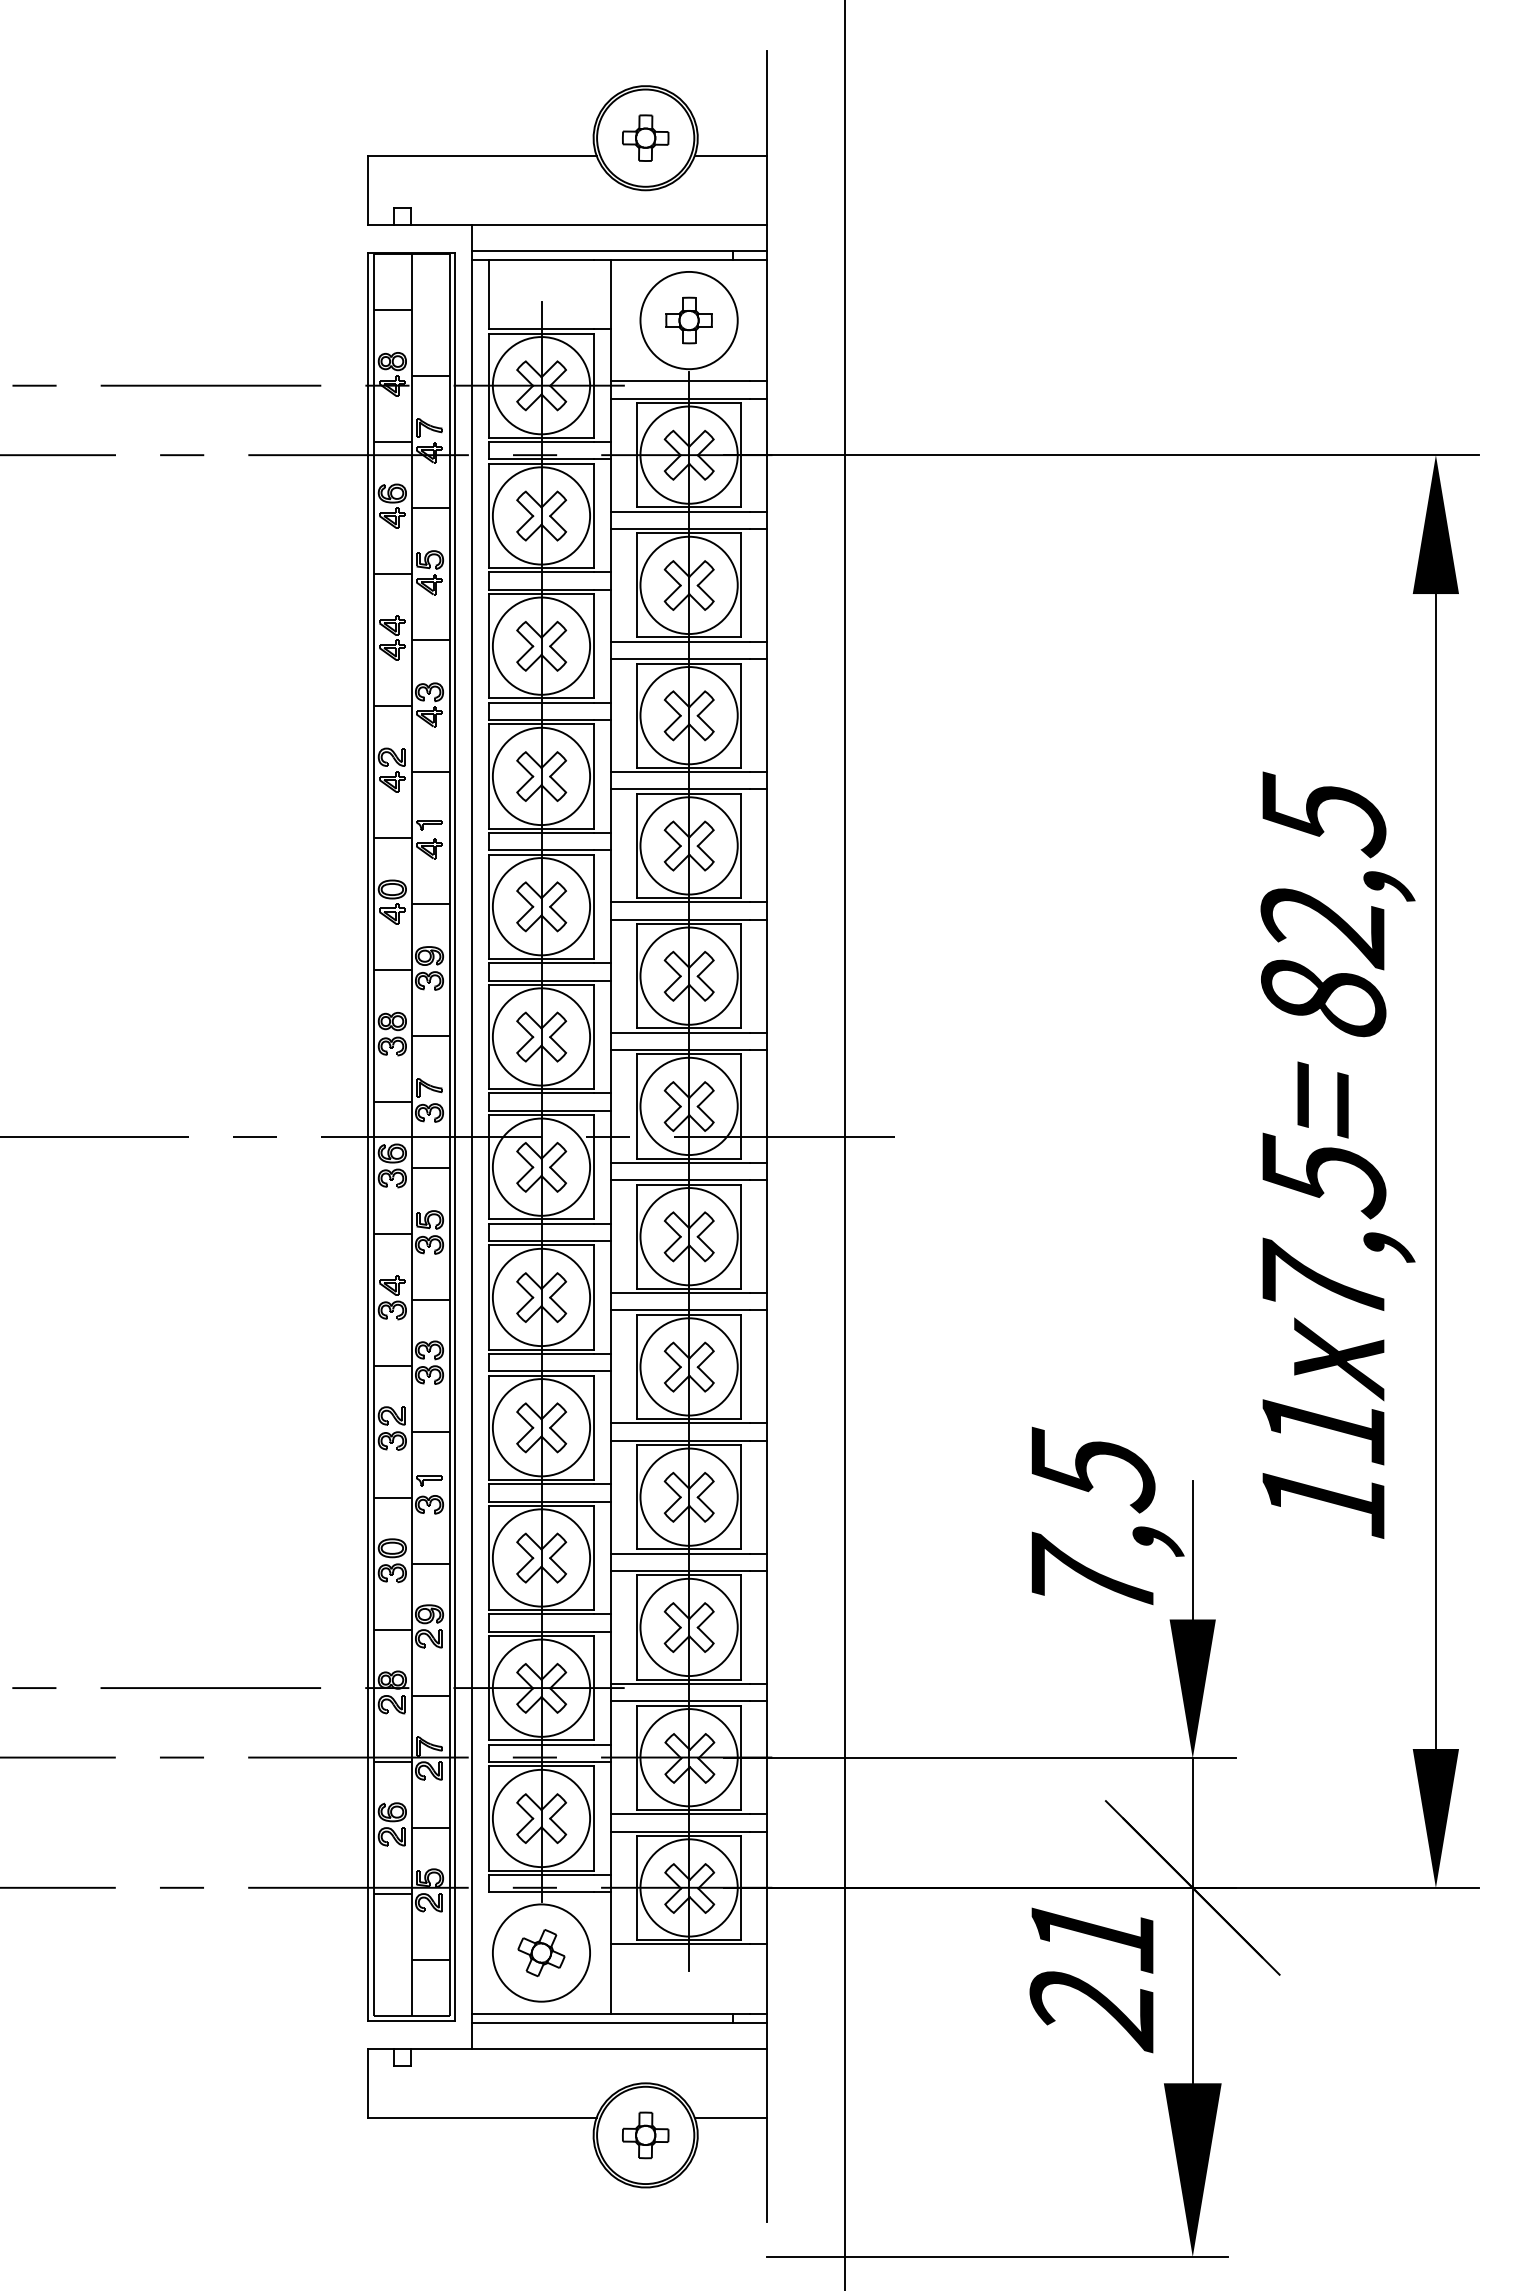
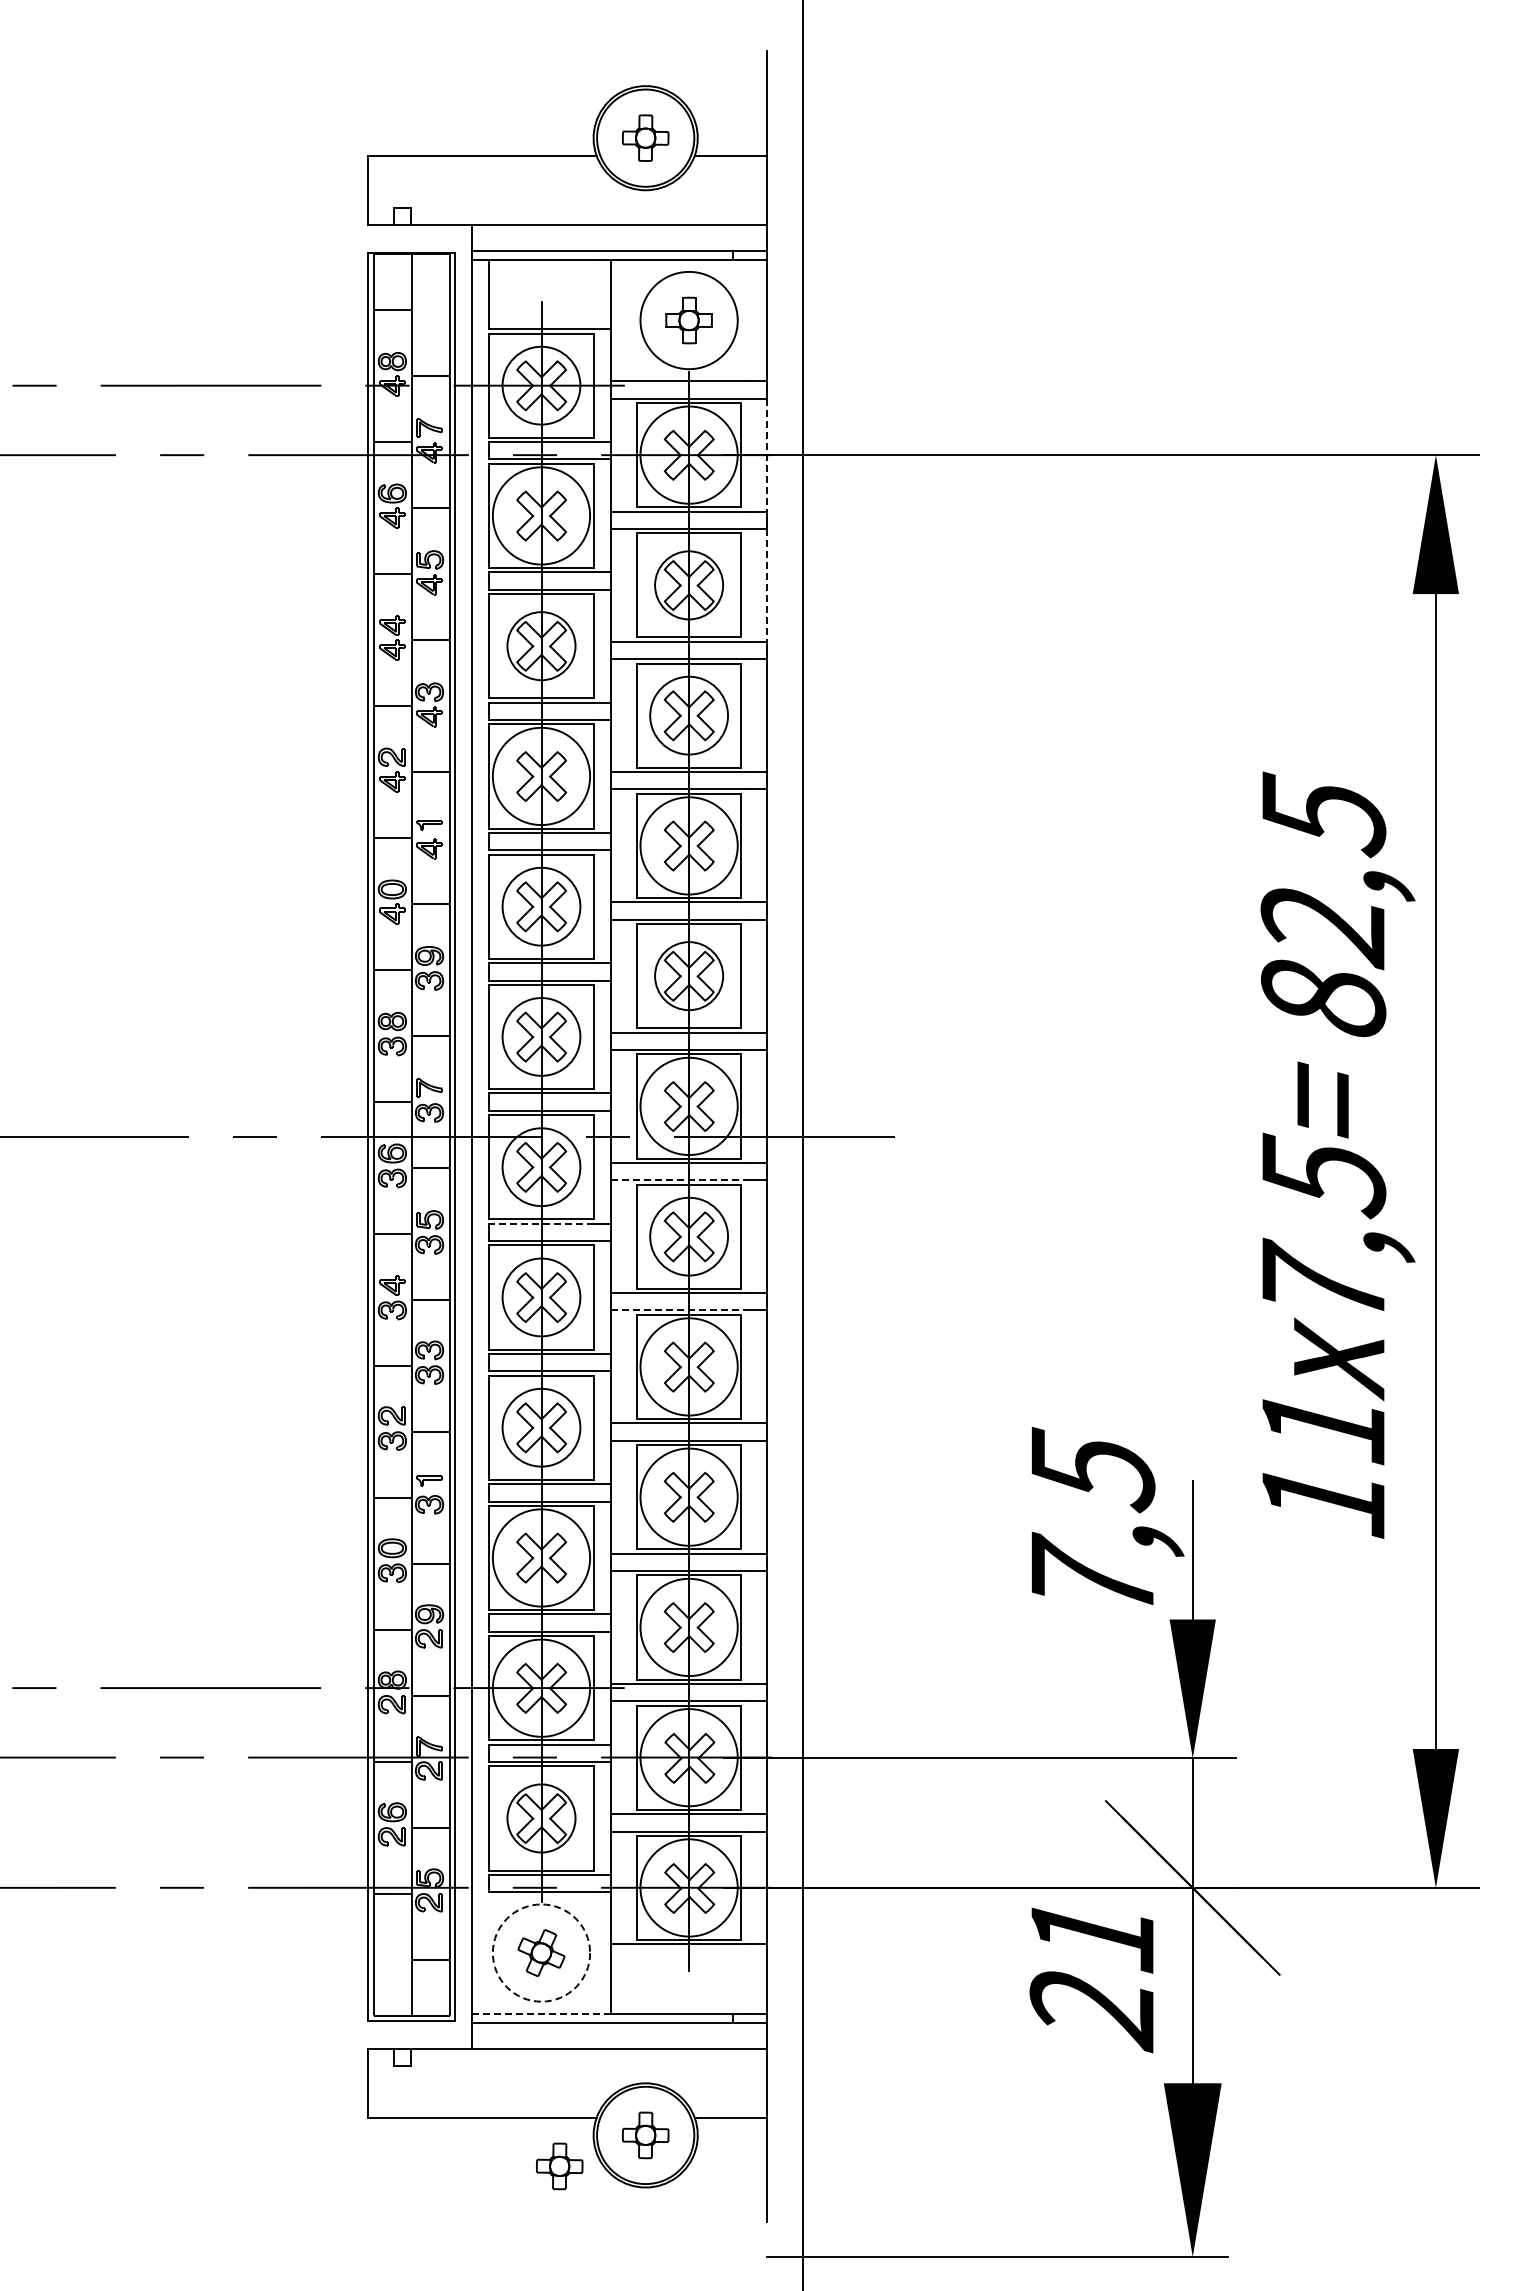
circle diameter: 97 px -> 78 px (541, 385)
line: solid -> dashed (767, 455)
circle diameter: 97 px -> 68 px (689, 585)
line: solid -> dashed (767, 585)
circle diameter: 97 px -> 68 px (541, 646)
circle diameter: 97 px -> 78 px (689, 715)
circle diameter: 97 px -> 78 px (541, 906)
circle diameter: 97 px -> 68 px (689, 976)
circle diameter: 97 px -> 78 px (541, 1036)
line position: (845, 1144) -> (803, 1144) (803, 1144)
circle diameter: 97 px -> 78 px (541, 1167)
line: solid -> dashed (680, 1180)
line: solid -> dashed (541, 1223)
circle diameter: 97 px -> 78 px (689, 1236)
circle diameter: 97 px -> 78 px (541, 1297)
line: solid -> dashed (680, 1310)
circle diameter: 97 px -> 78 px (541, 1427)
circle diameter: 97 px -> 68 px (541, 1818)
circle: solid -> dashed (541, 1952)
line: solid -> dashed (541, 2013)
part: none -> present (559, 2166)
